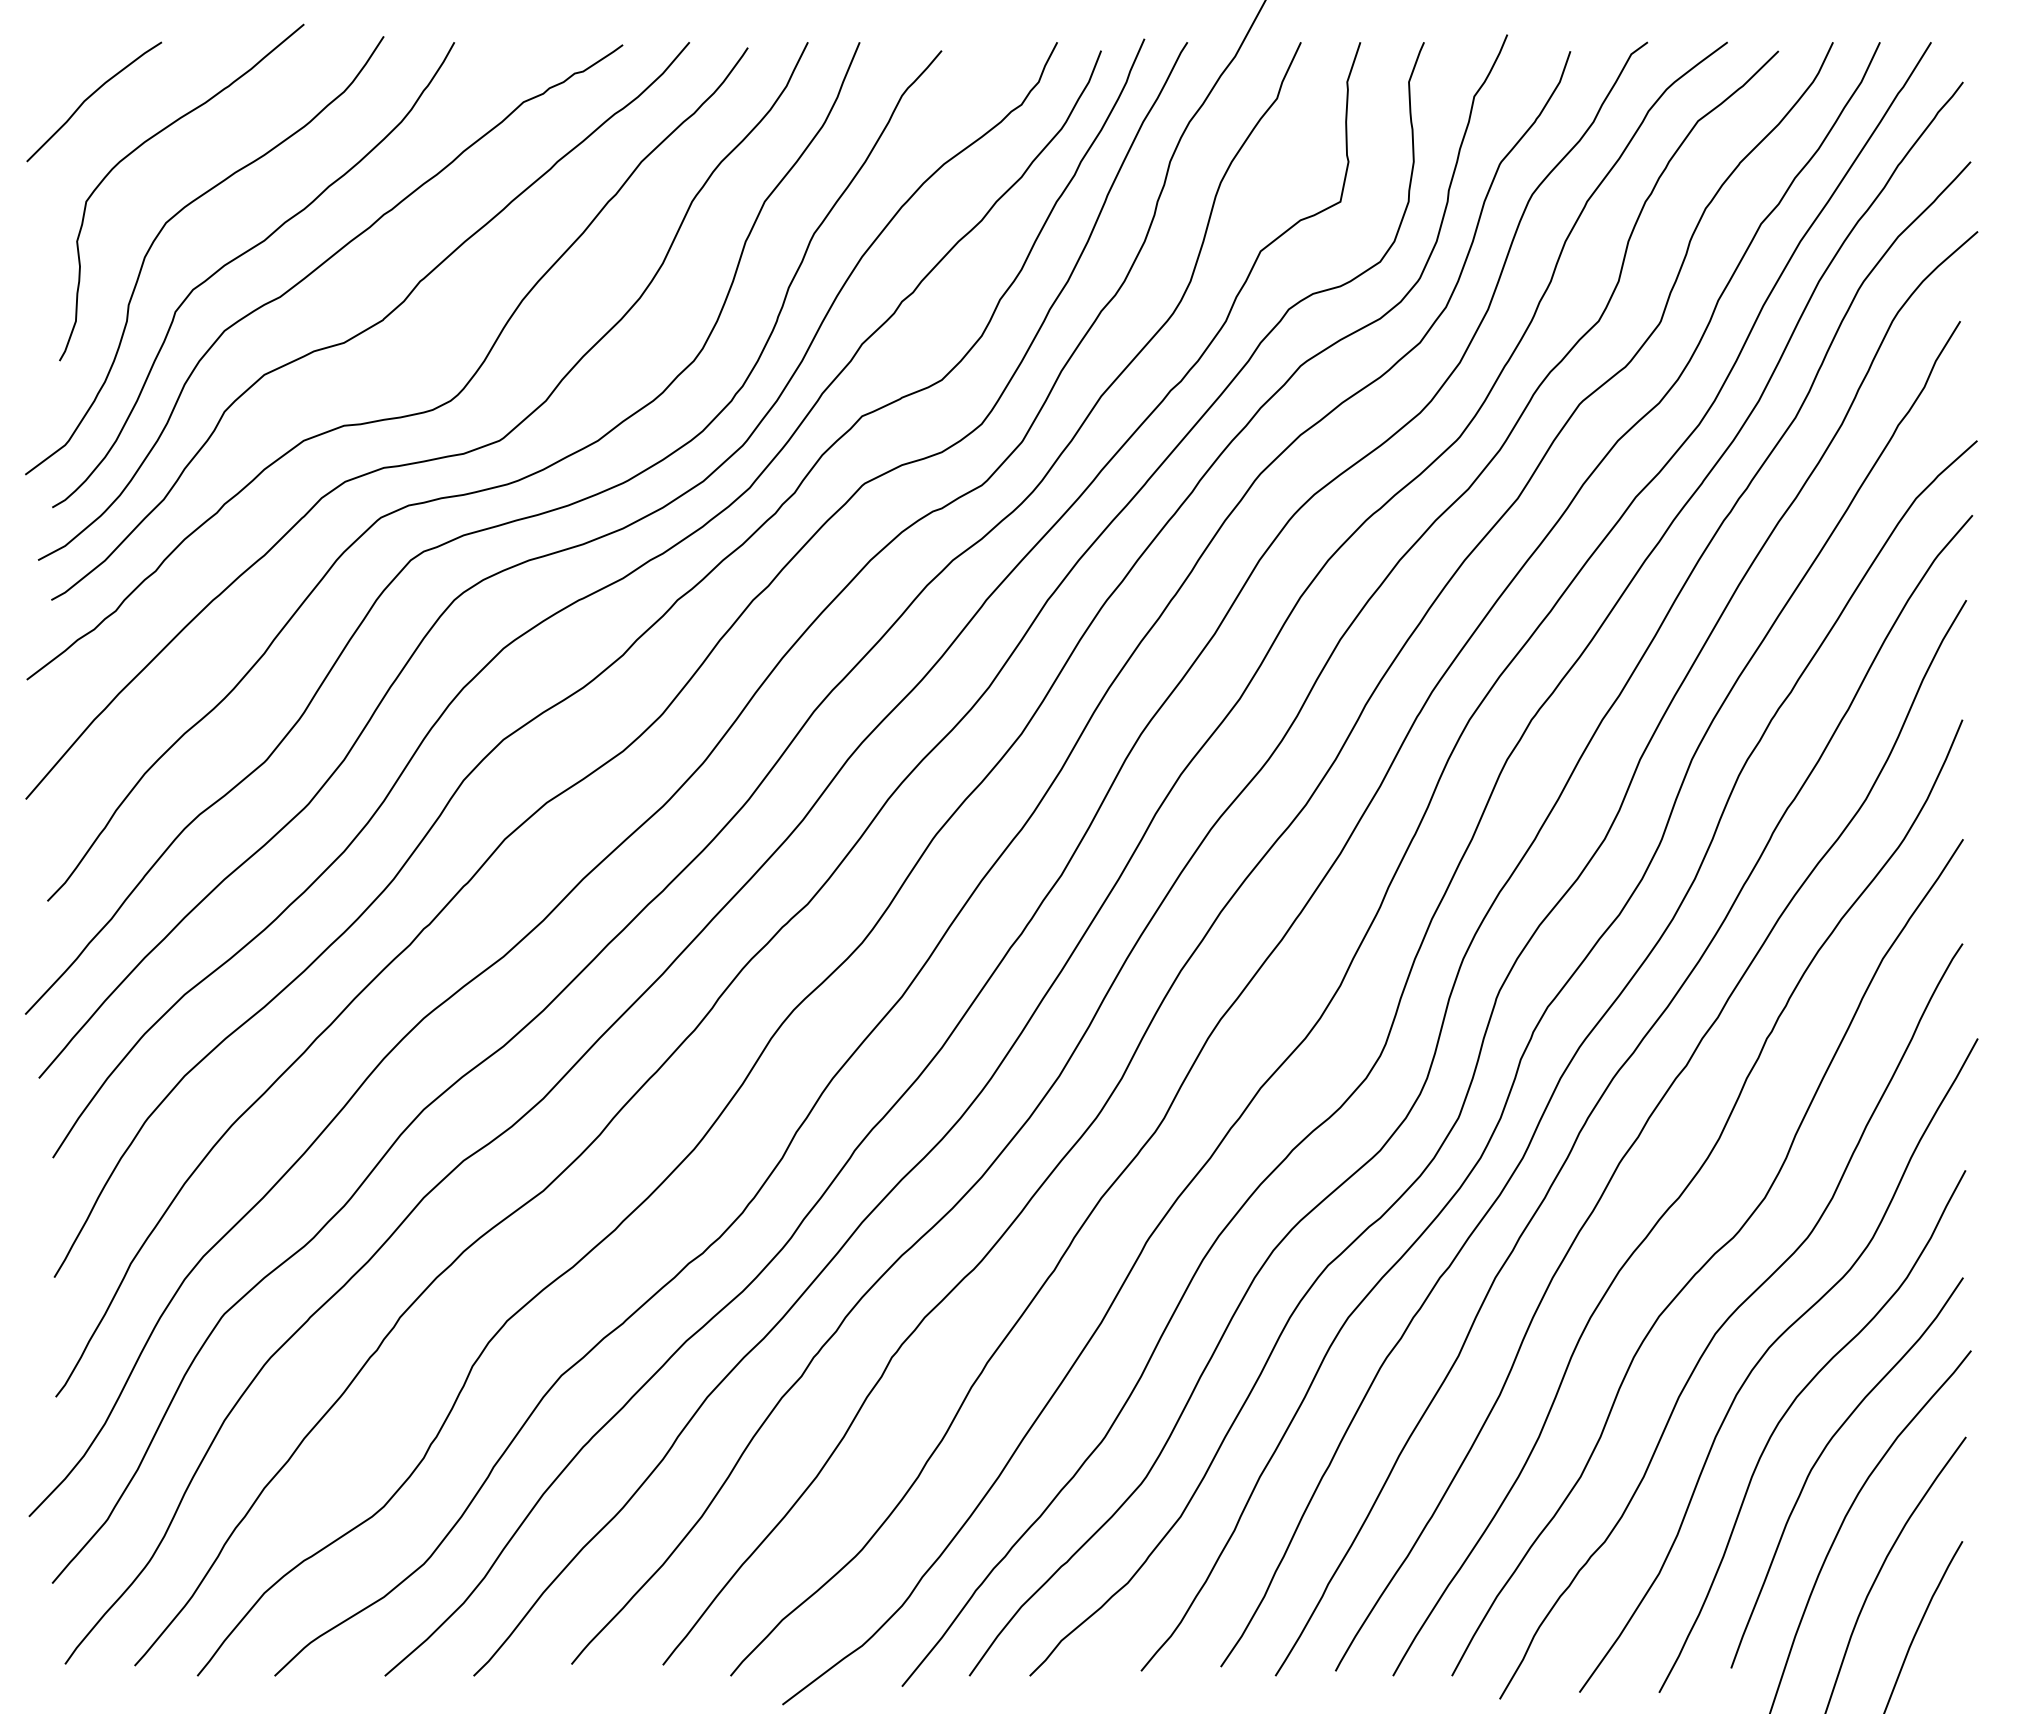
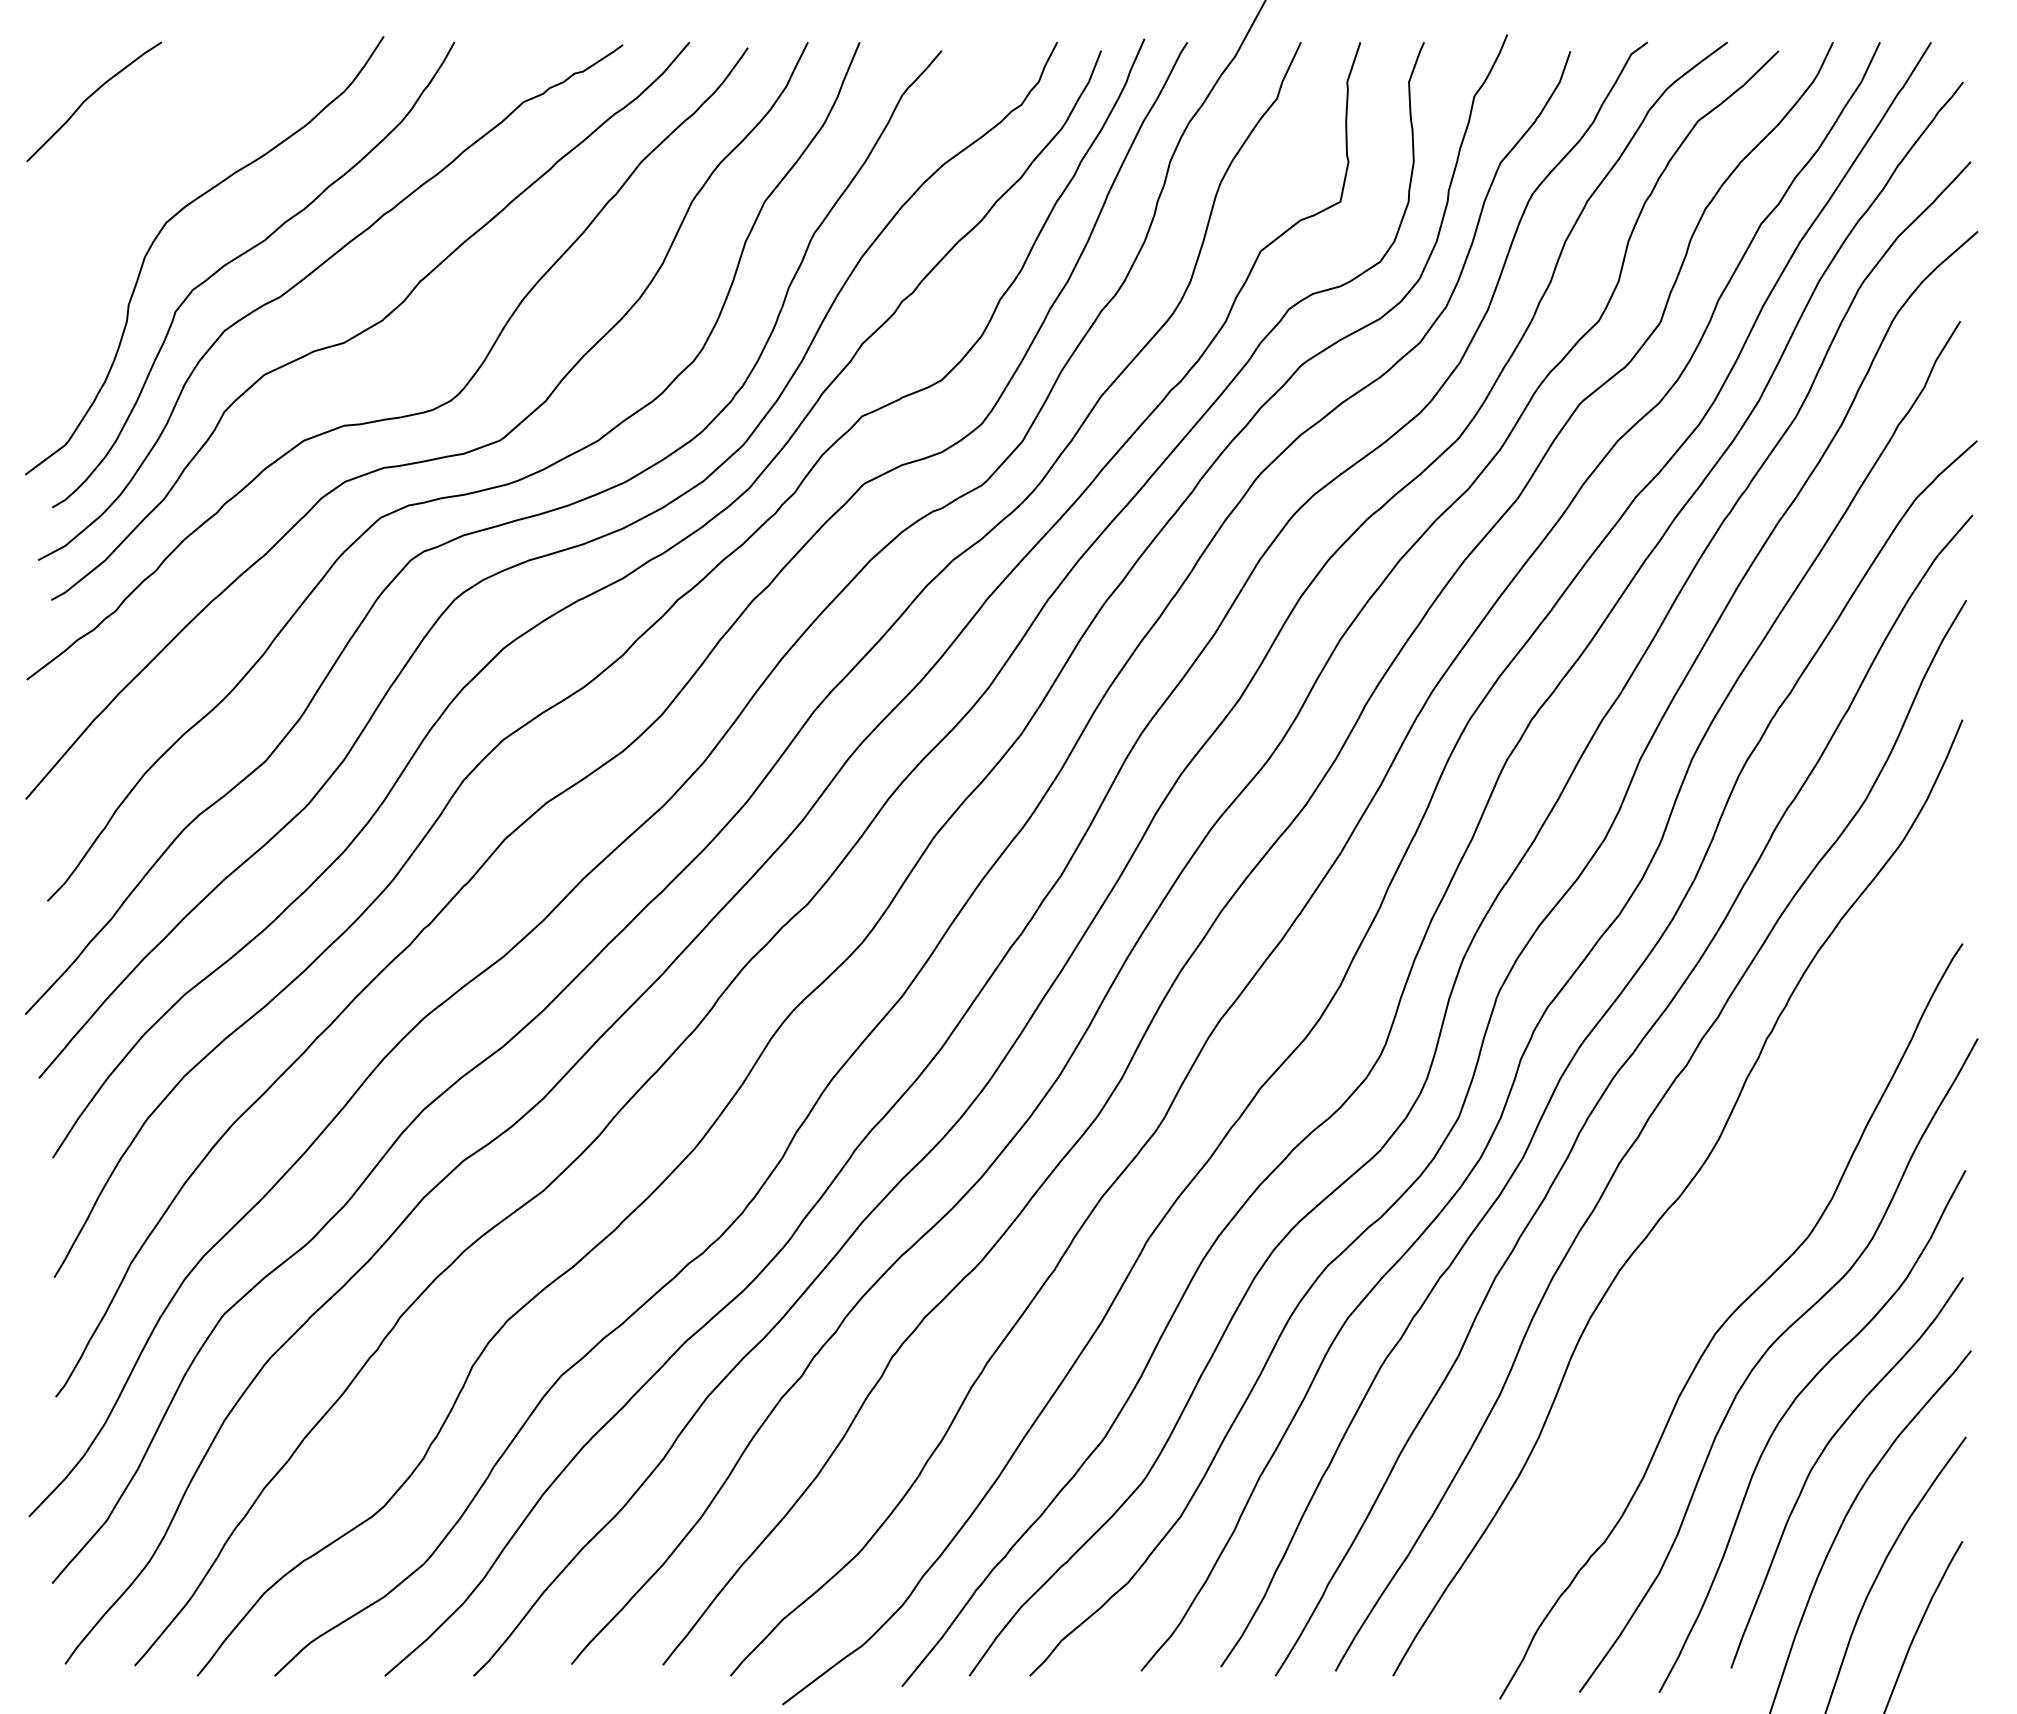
curve: present -> none (146, 142)
curve: present -> none (1709, 1258)
